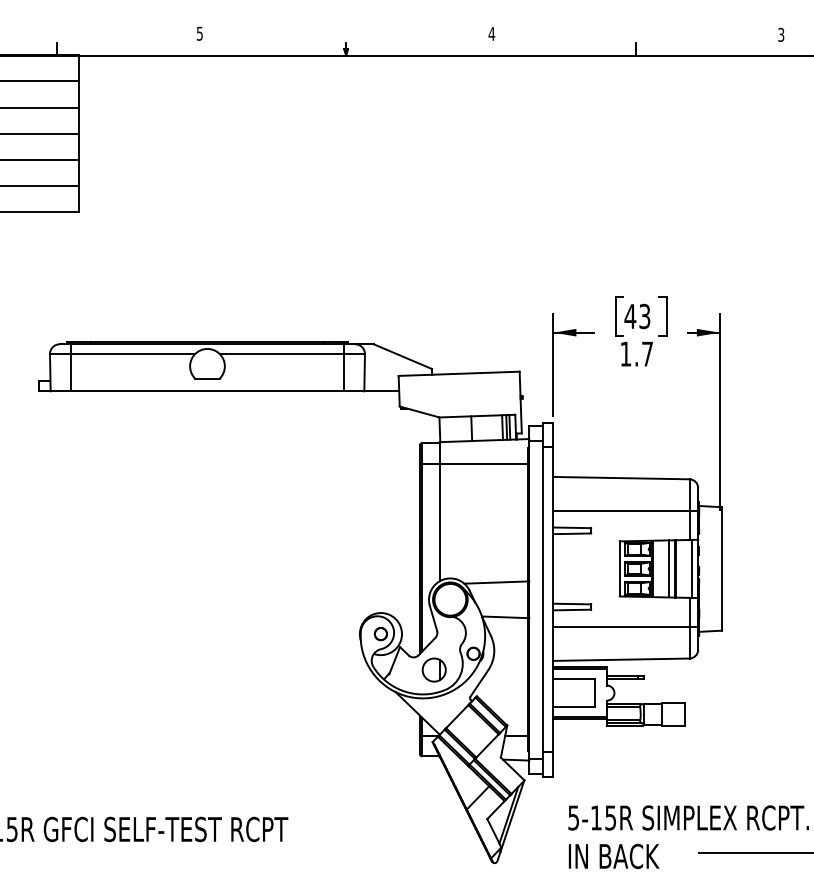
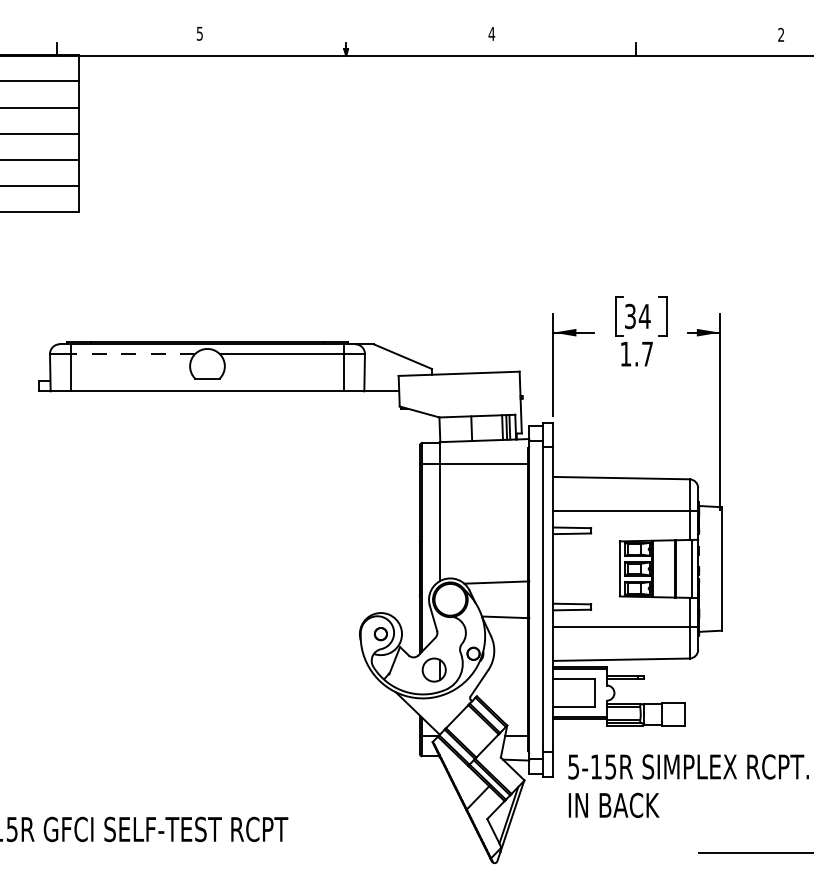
text: 3 -> 2 (781, 34)
text: 43 -> 34 (637, 316)
line: solid -> dashed (133, 354)
line: present -> none (668, 568)
text position: (688, 836) -> (688, 785) (688, 785)
